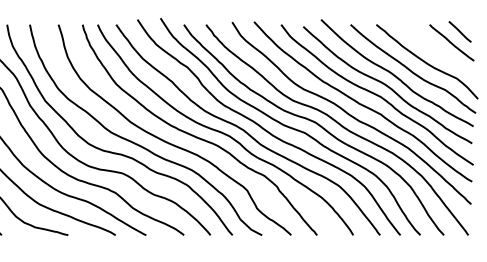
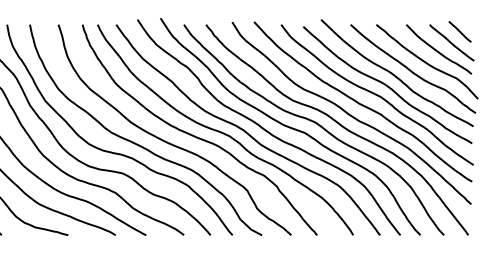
curve: none -> present (439, 51)
